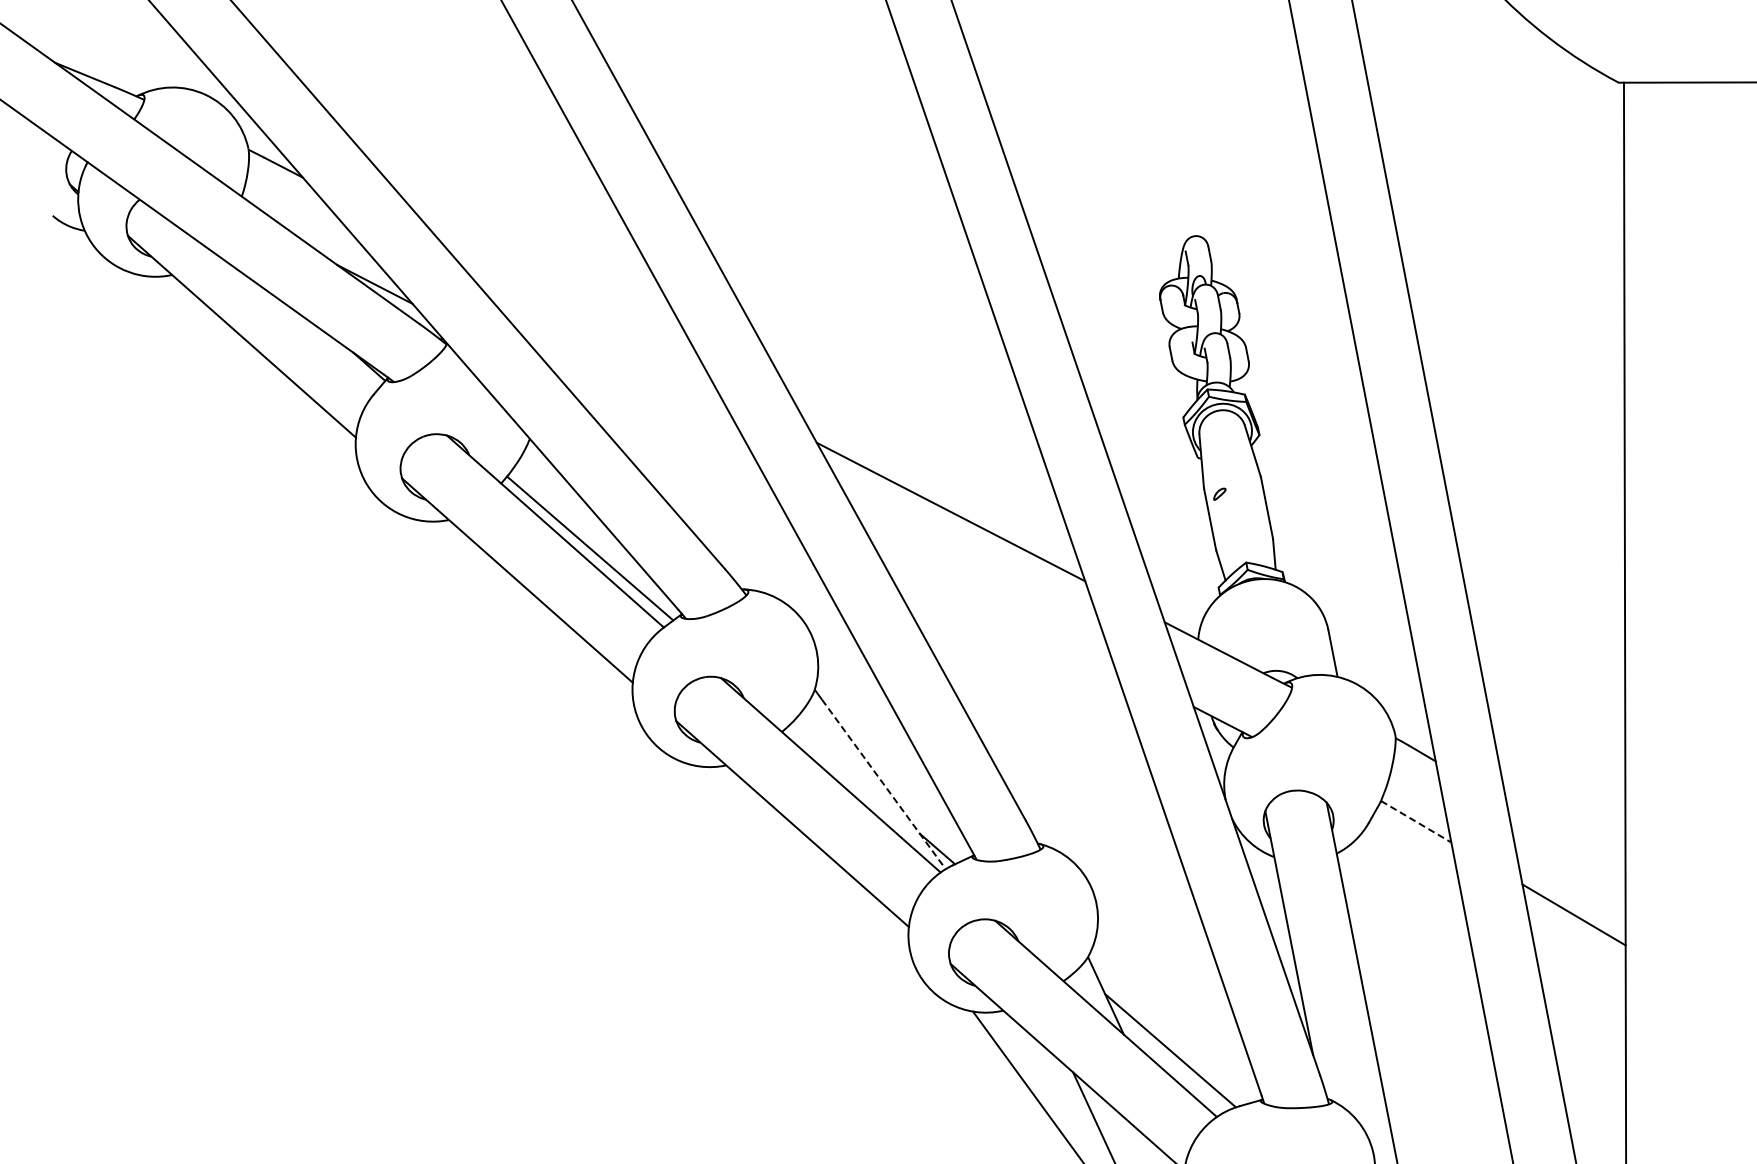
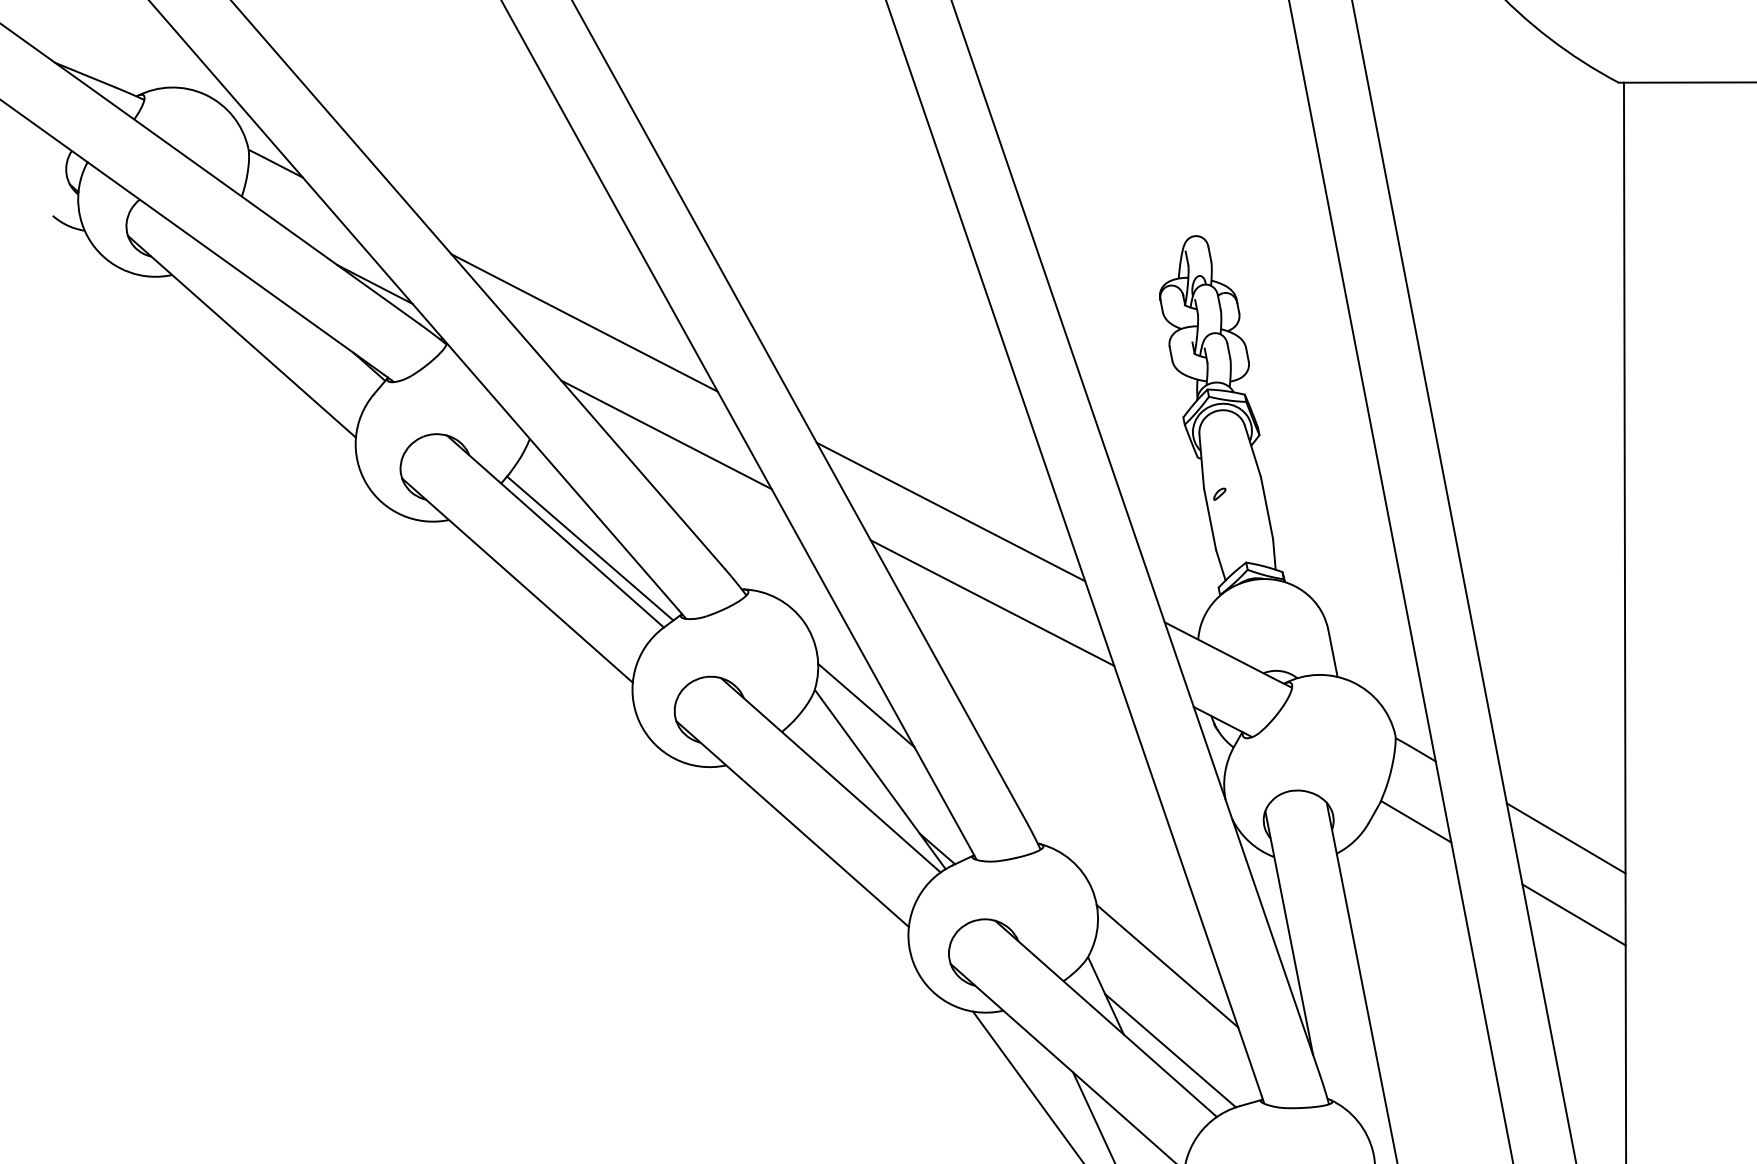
line: none -> present (584, 322)
line: none -> present (666, 434)
line: none -> present (992, 602)
line: none -> present (866, 705)
line: dashed -> solid (883, 784)
line: dashed -> solid (1416, 821)
line: none -> present (1565, 838)
line: none -> present (1167, 966)
